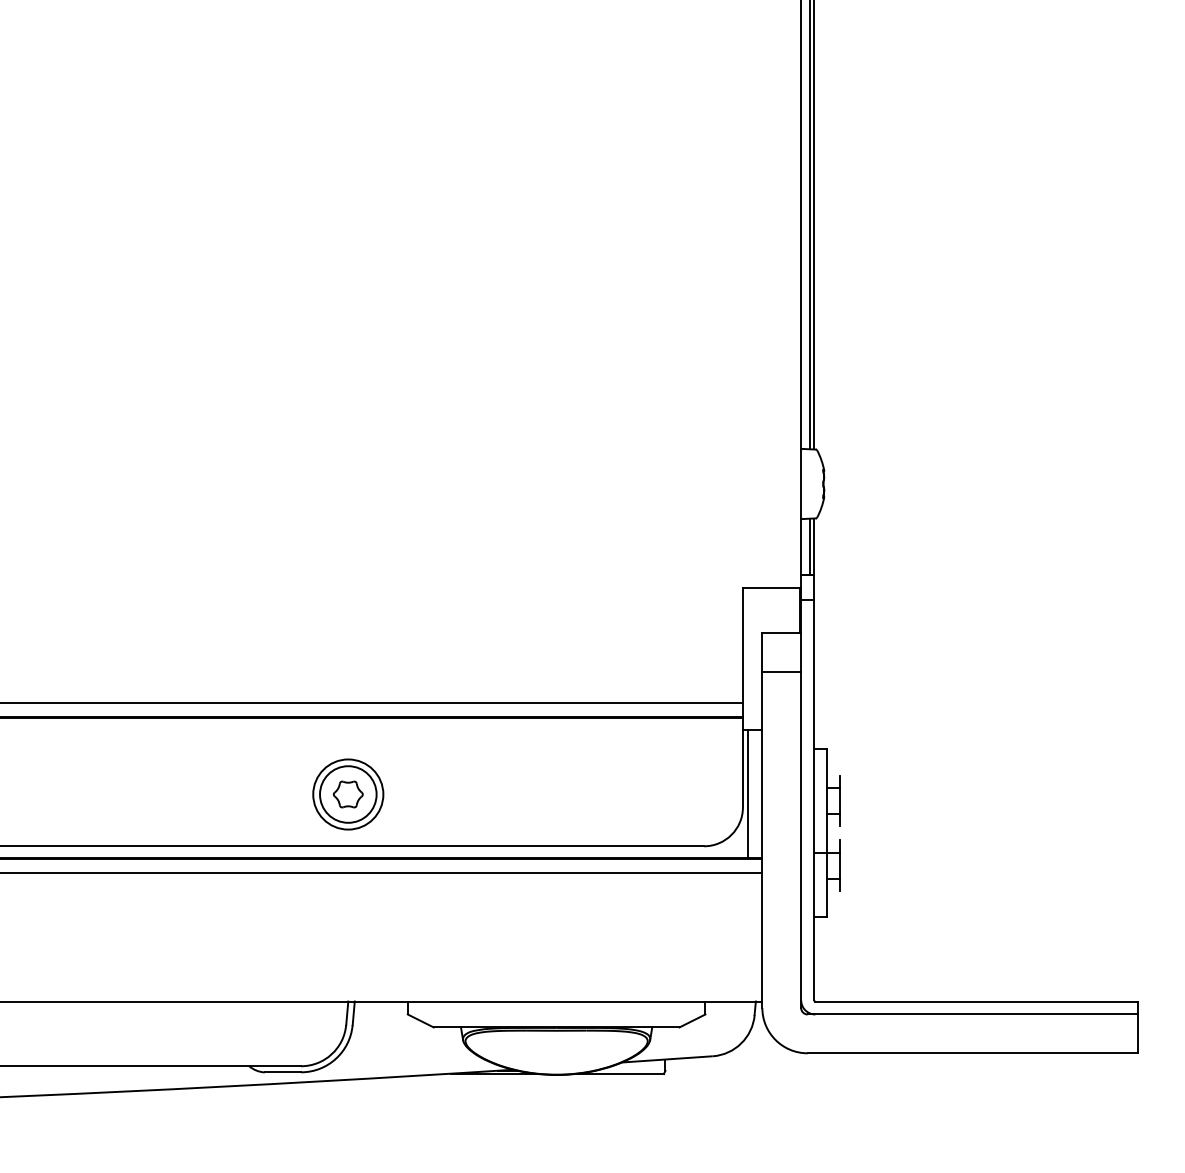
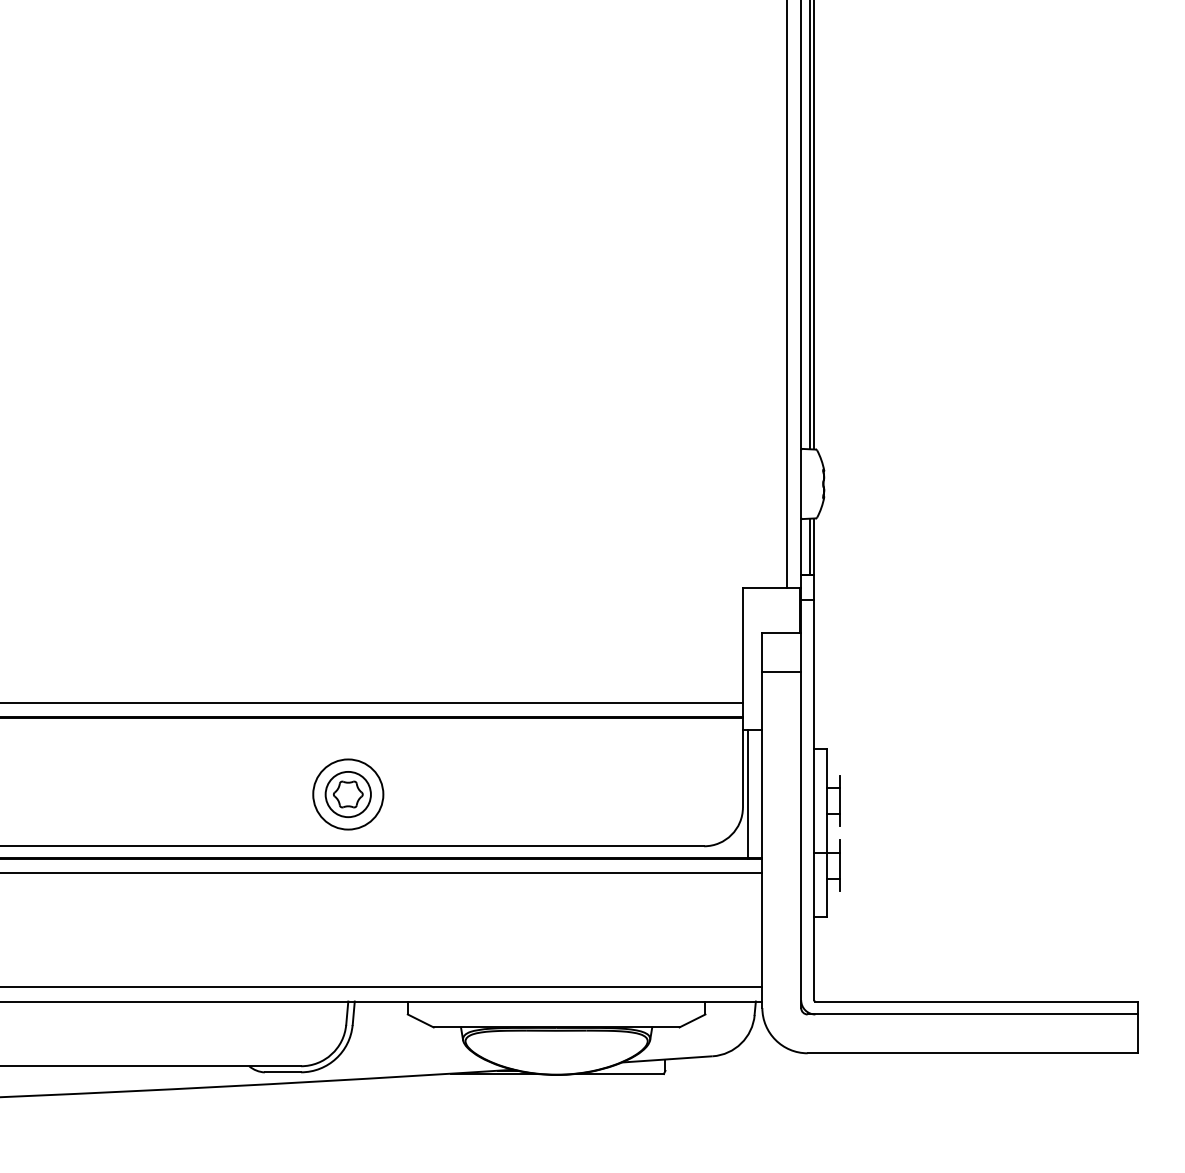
line: none -> present (786, 294)
circle diameter: 57 px -> 45 px (347, 794)
line: none -> present (382, 987)
